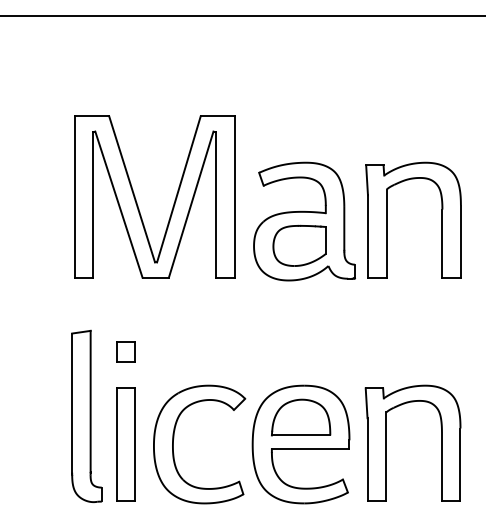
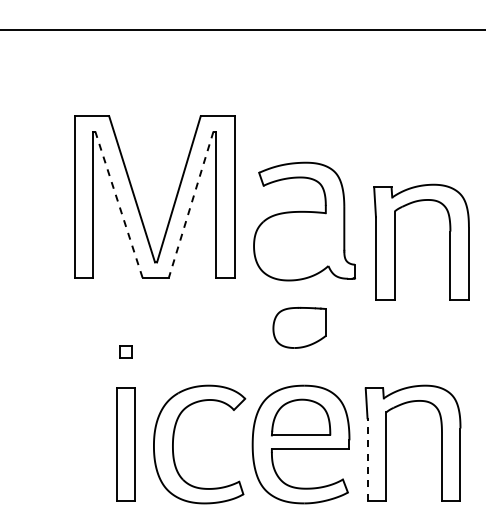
line position: (242, 15) -> (242, 29) (242, 29)
line: solid -> dashed (118, 204)
line: solid -> dashed (191, 205)
part position: (387, 219) -> (395, 241) (395, 241)
part position: (299, 245) -> (299, 327) (299, 327)
part size: 20x22 px -> 14x14 px (125, 351)
part: present -> none (86, 415)
line: solid -> dashed (367, 459)
